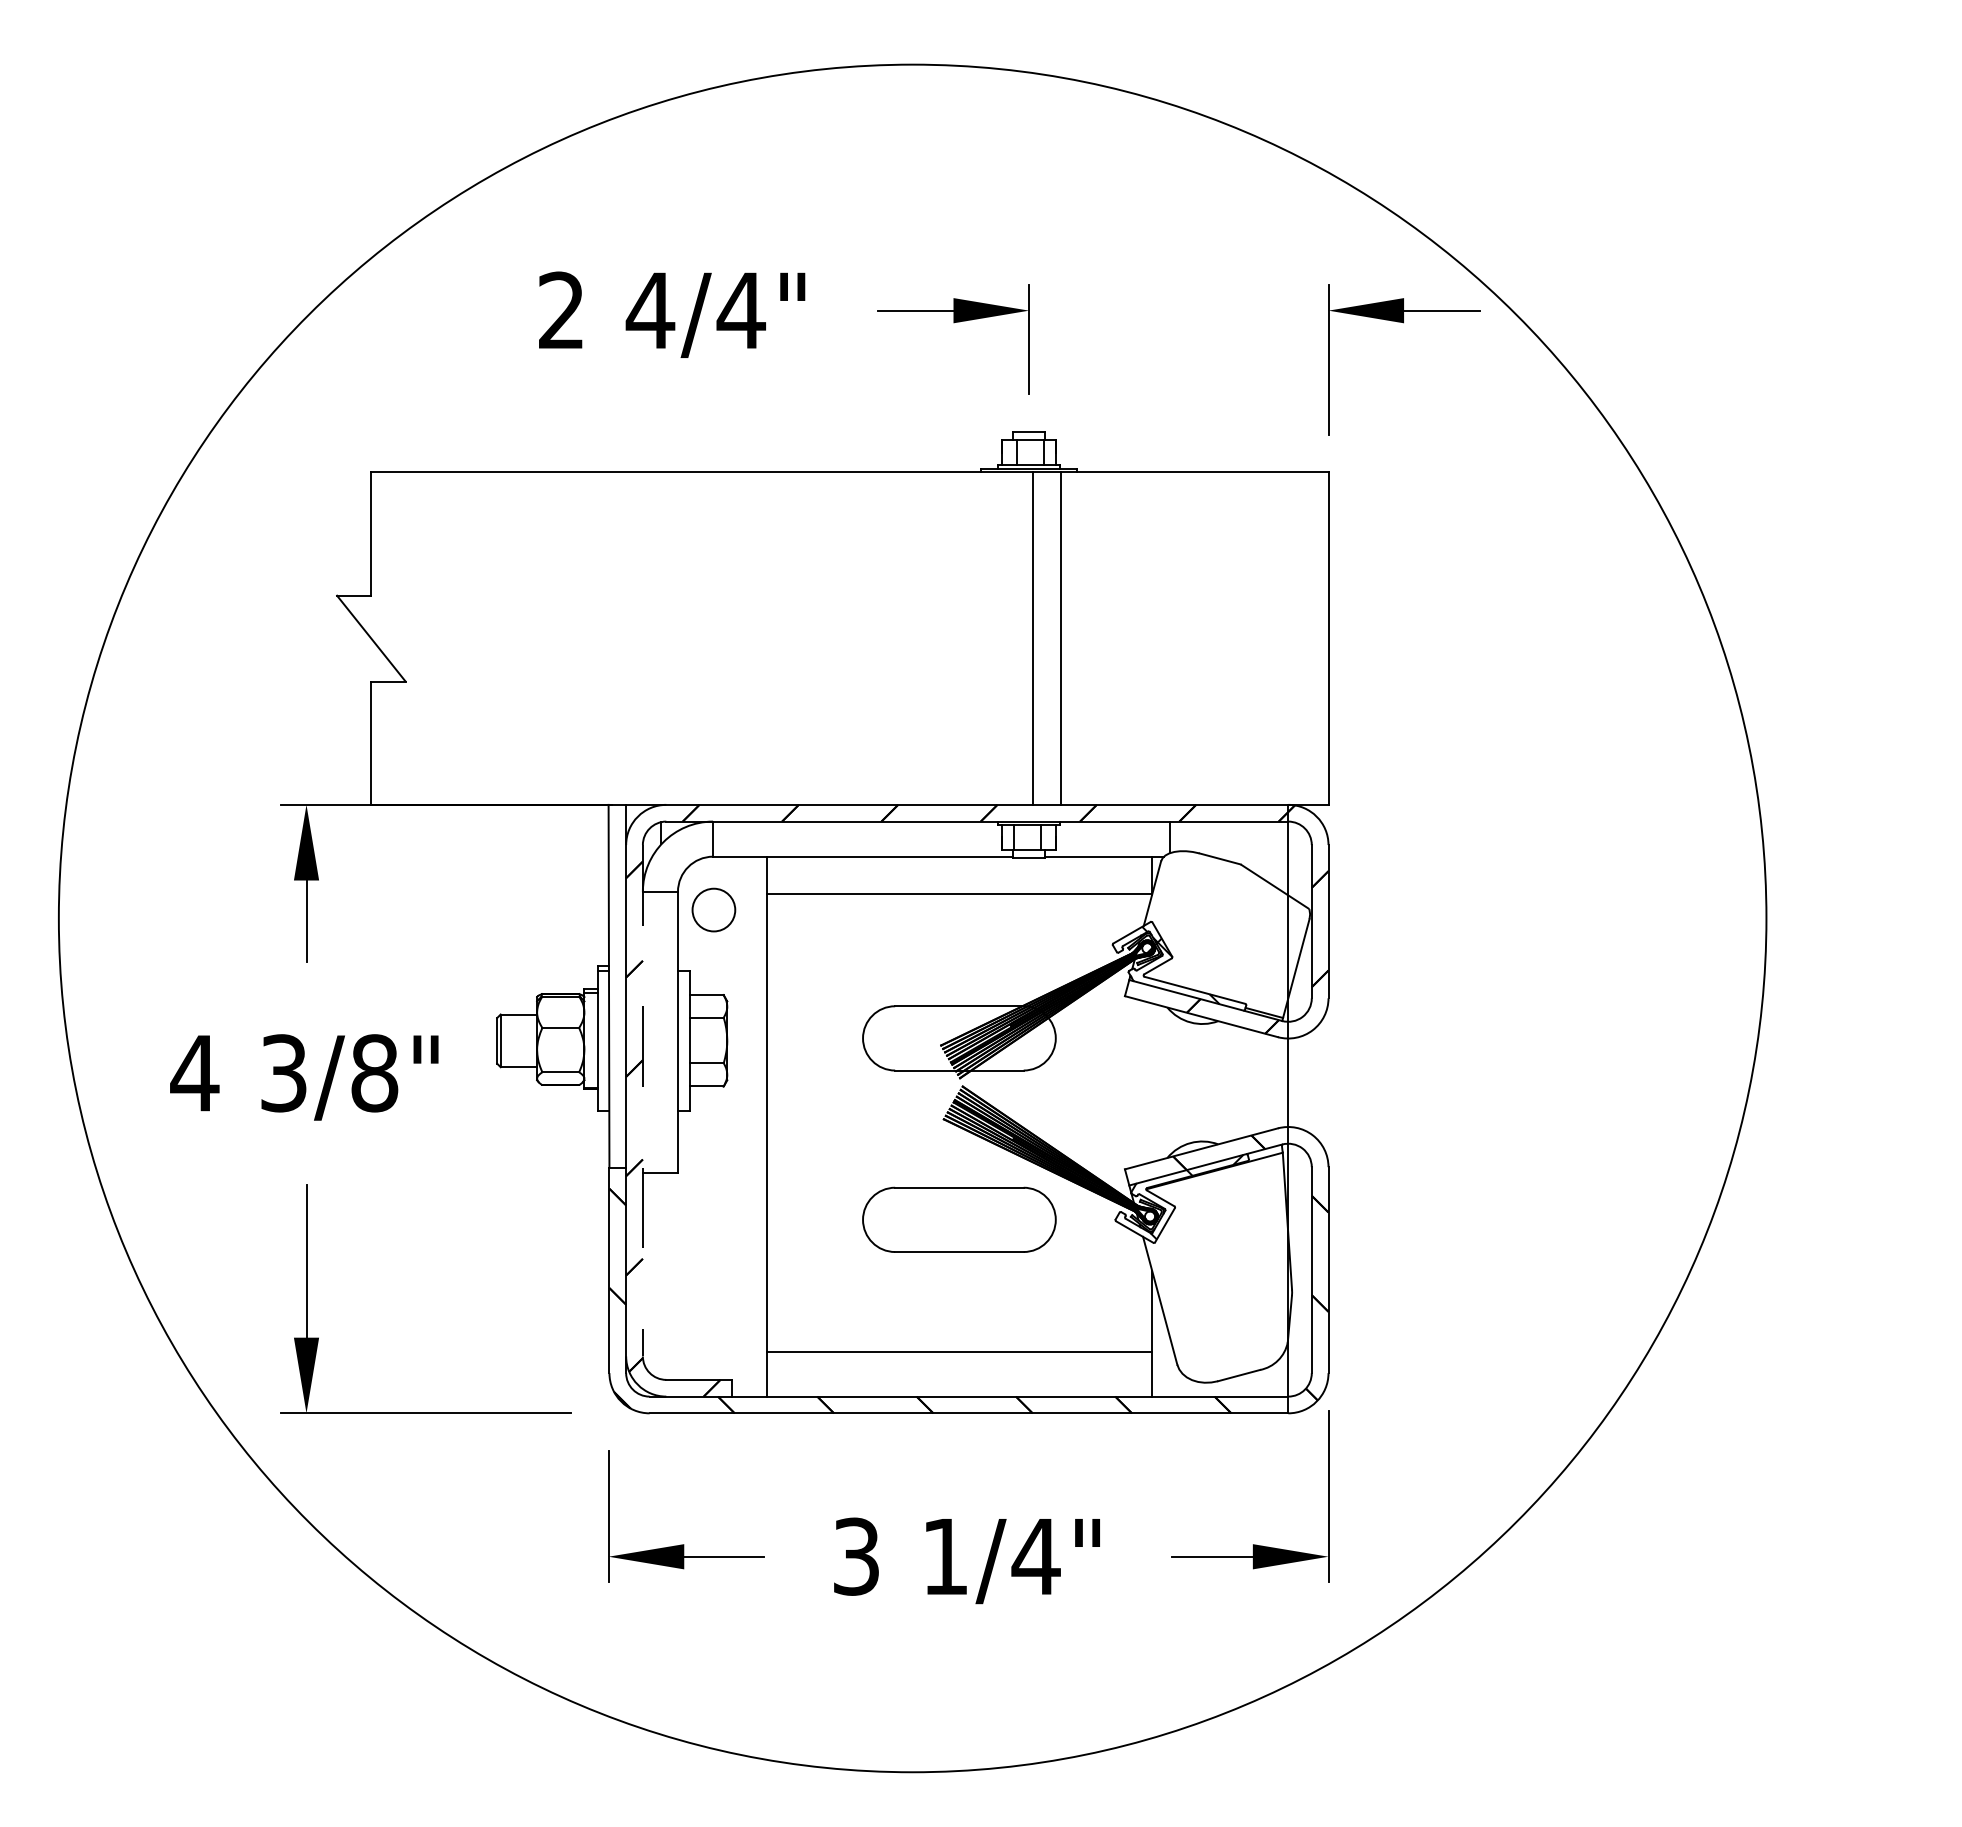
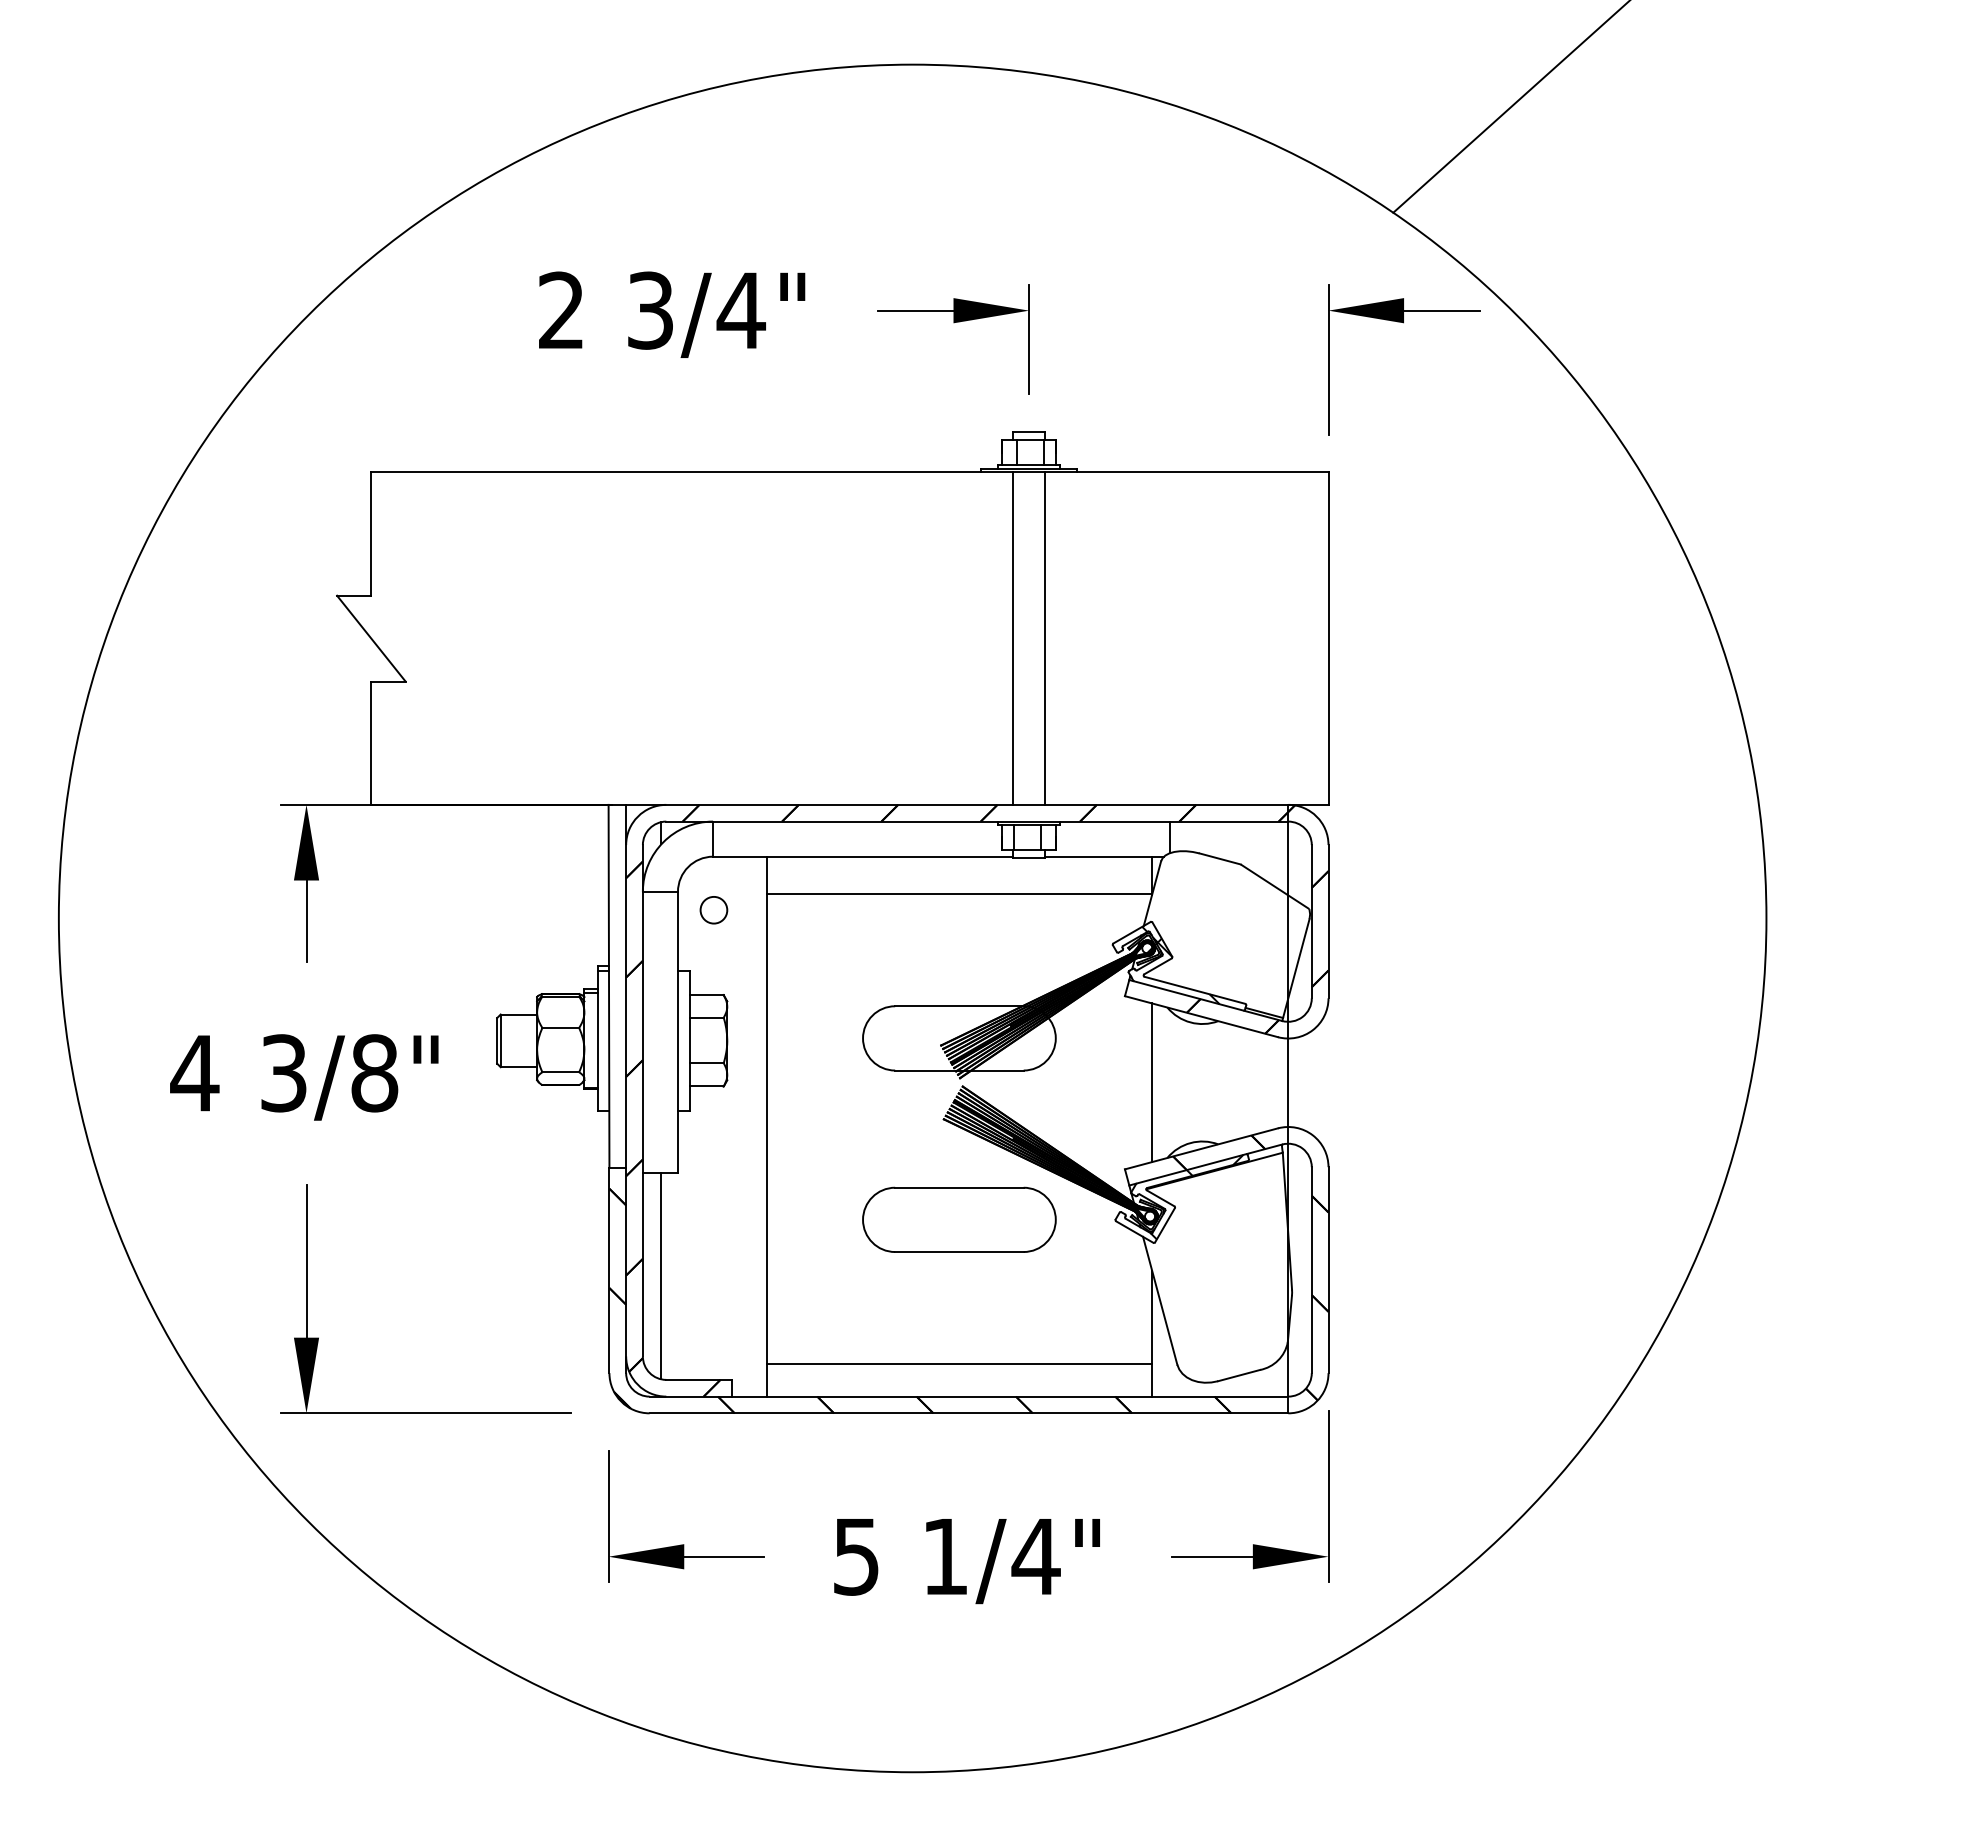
line: none -> present (1510, 107)
text: 4/4" -> 3/4" (650, 310)
line position: (1033, 638) -> (1013, 638) (1013, 638)
line position: (1061, 638) -> (1045, 638) (1045, 638)
circle size: 46x46 px -> 30x29 px (713, 910)
line: none -> present (1152, 1082)
line: dashed -> solid (642, 1100)
line: none -> present (661, 1275)
line position: (959, 1352) -> (959, 1364) (959, 1364)
text: 3 -> 5 (856, 1556)
